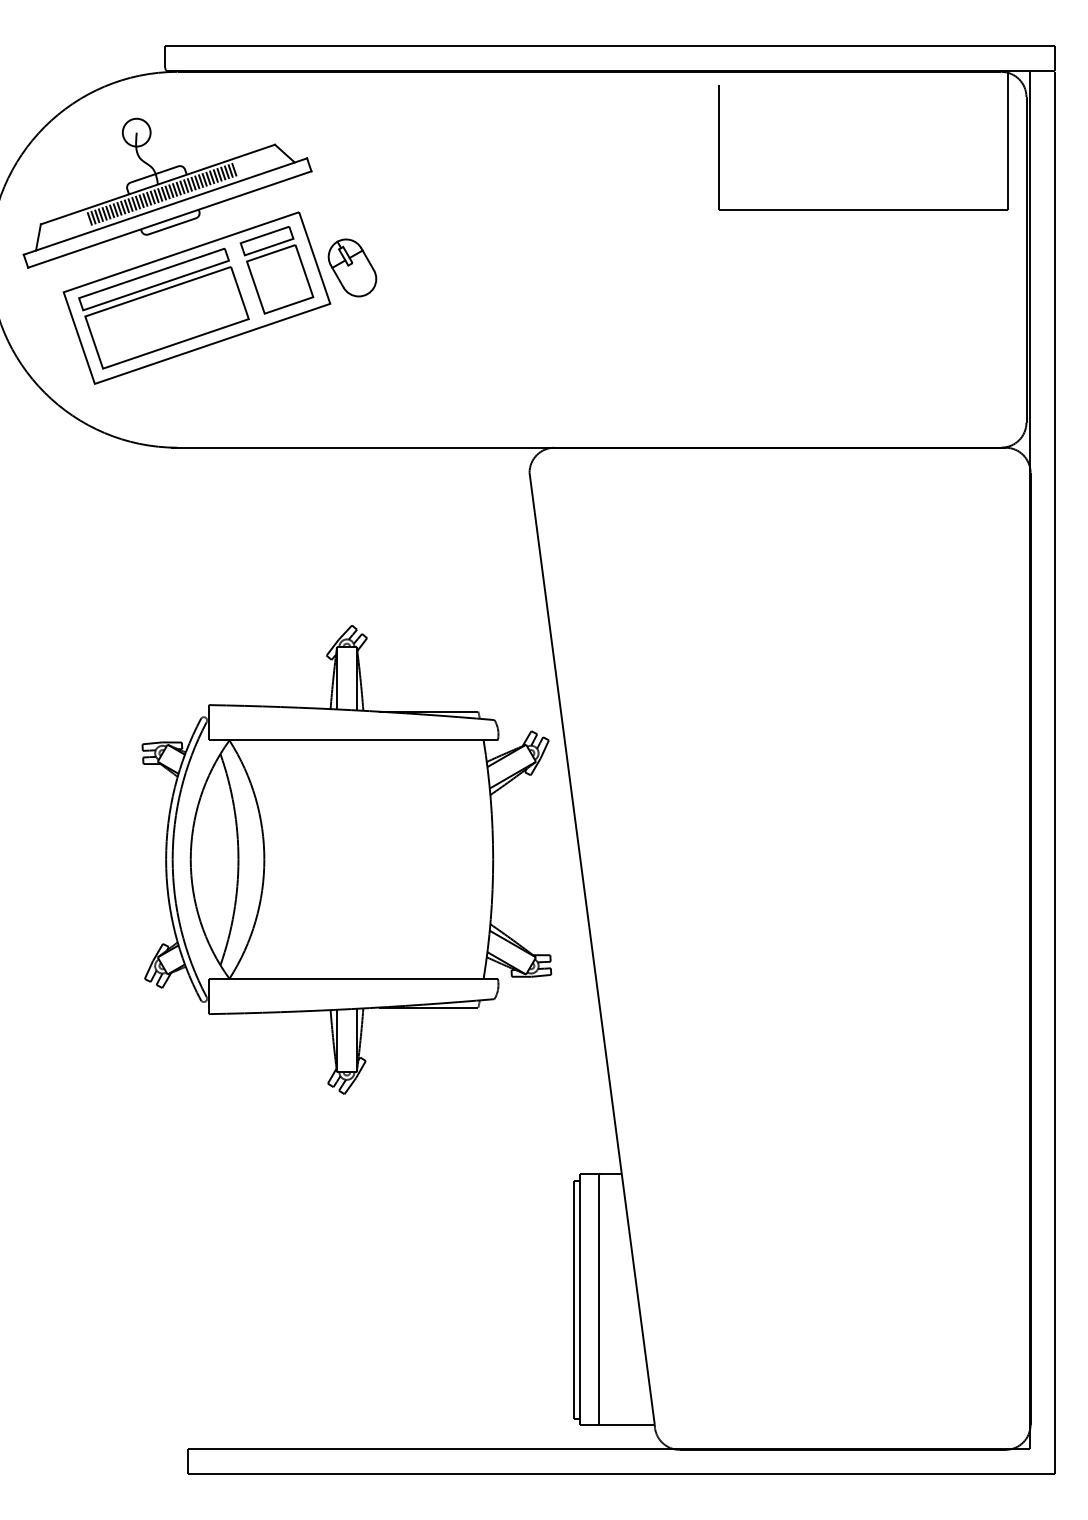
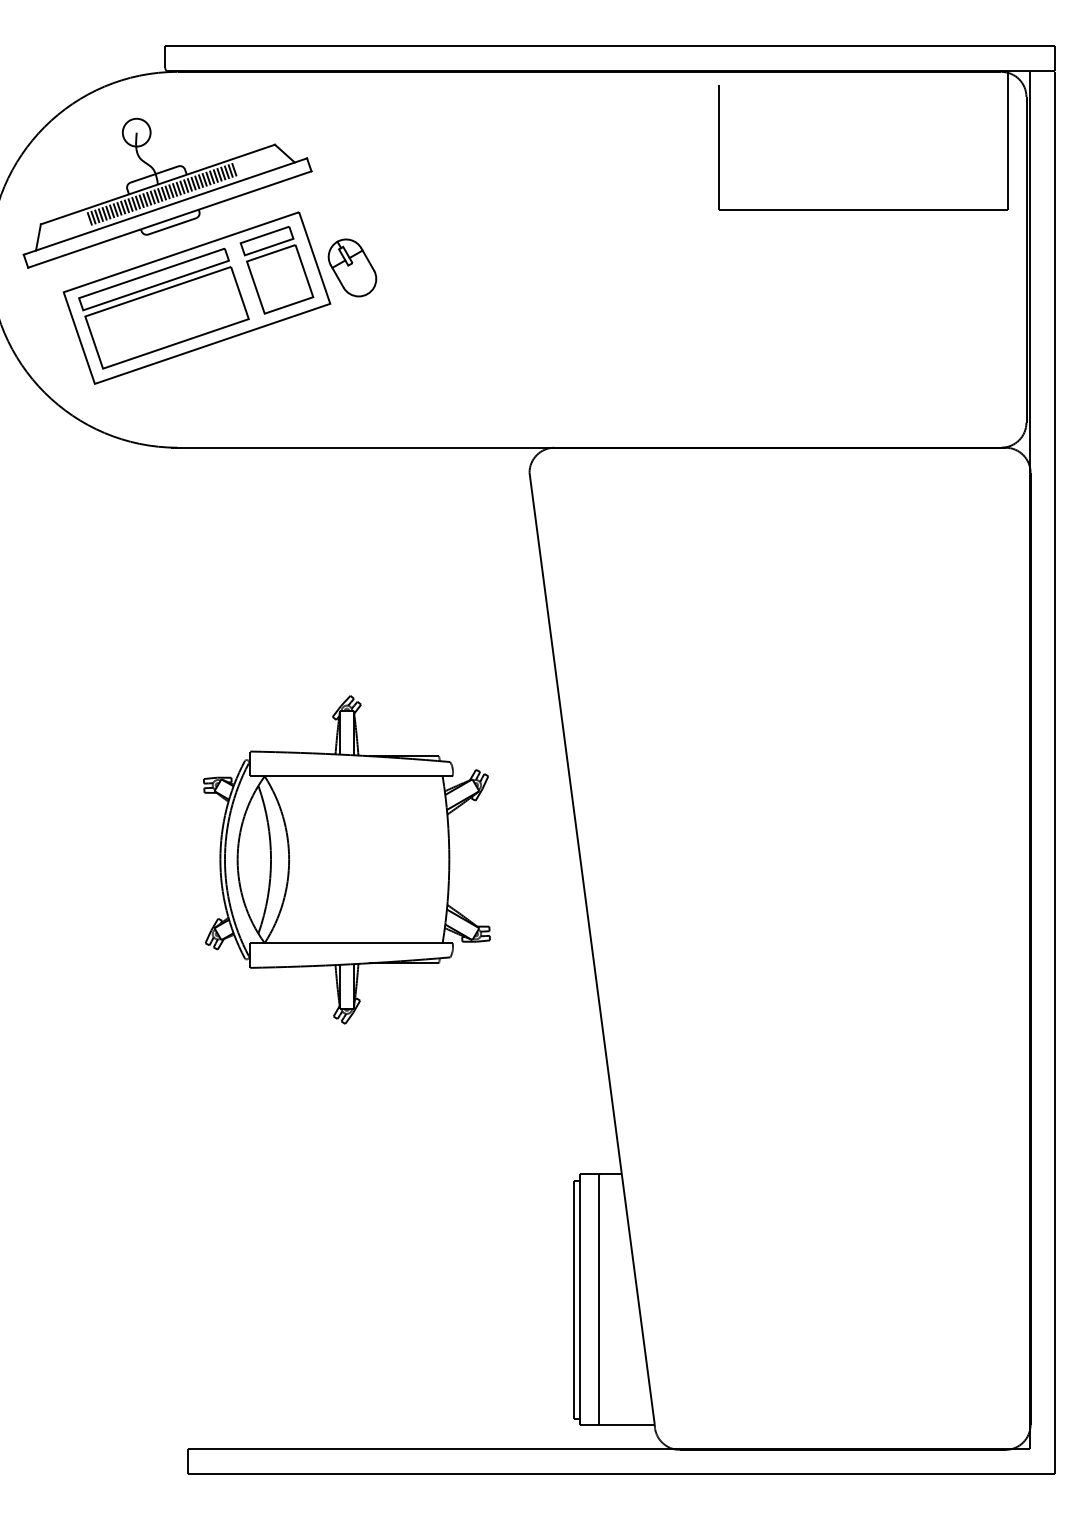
part size: 412x470 px -> 288x330 px (346, 859)
